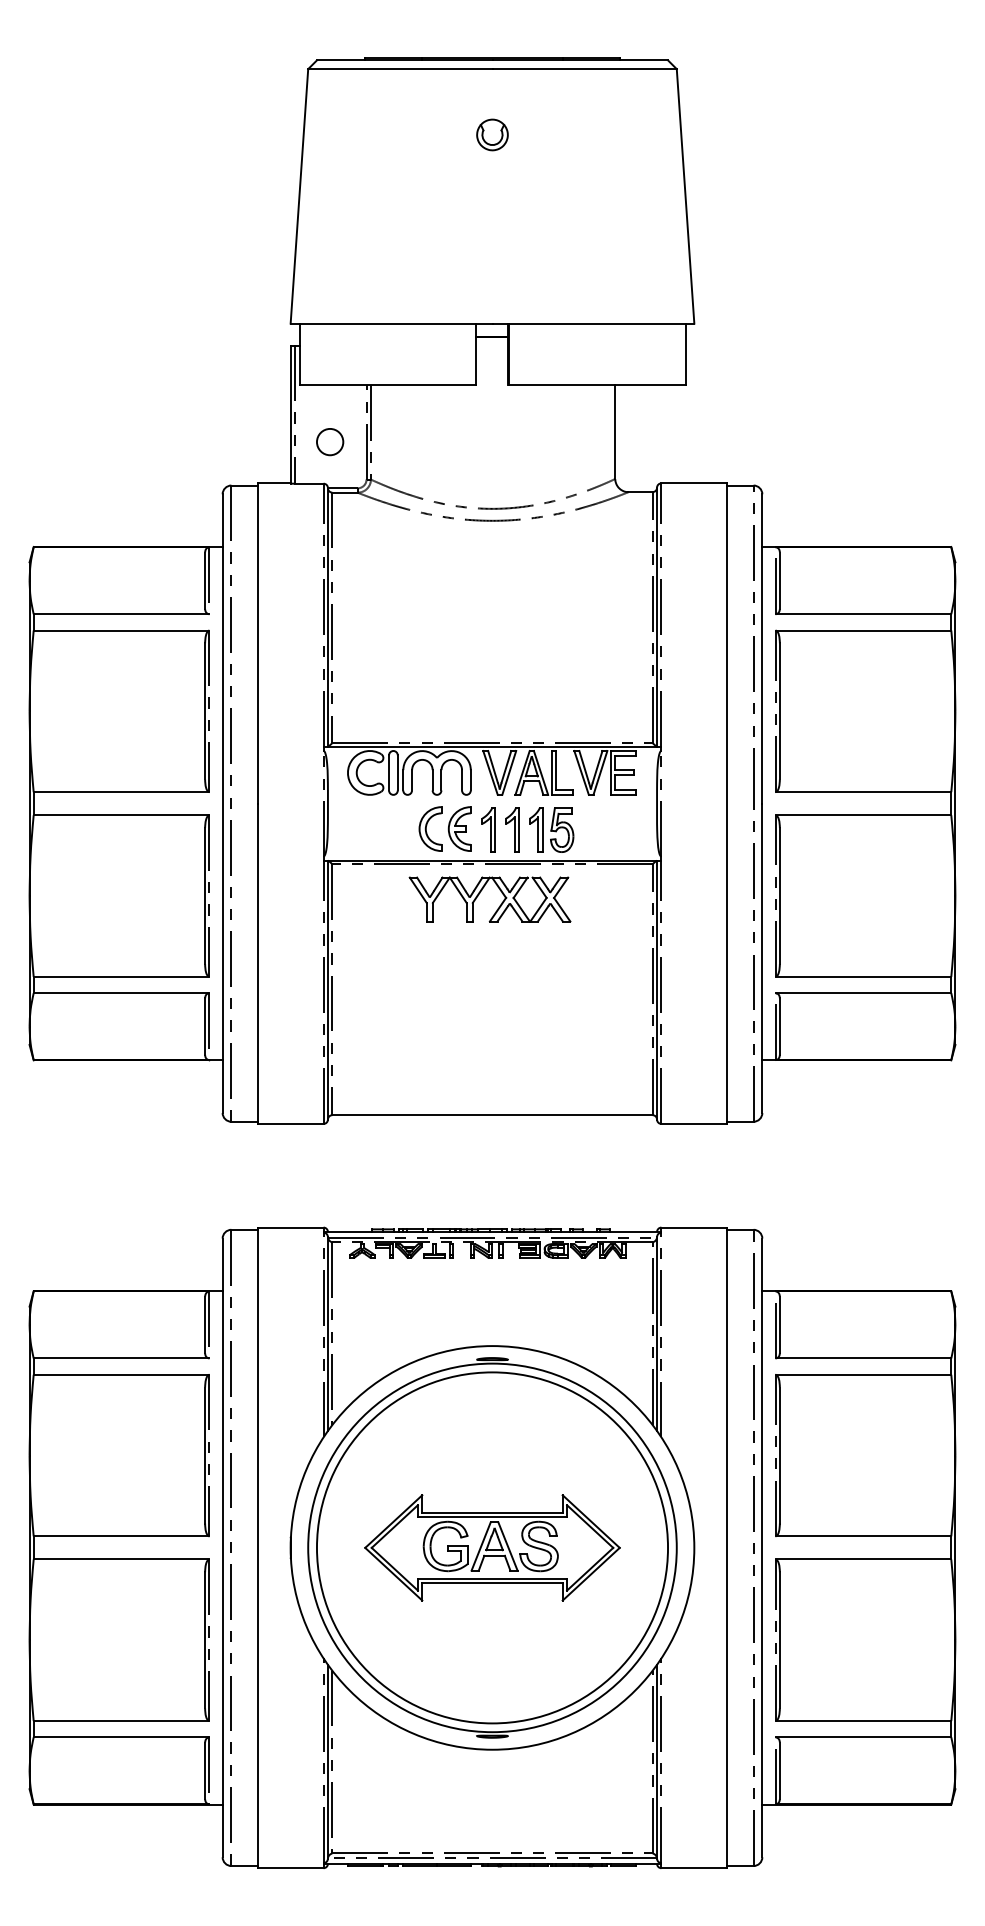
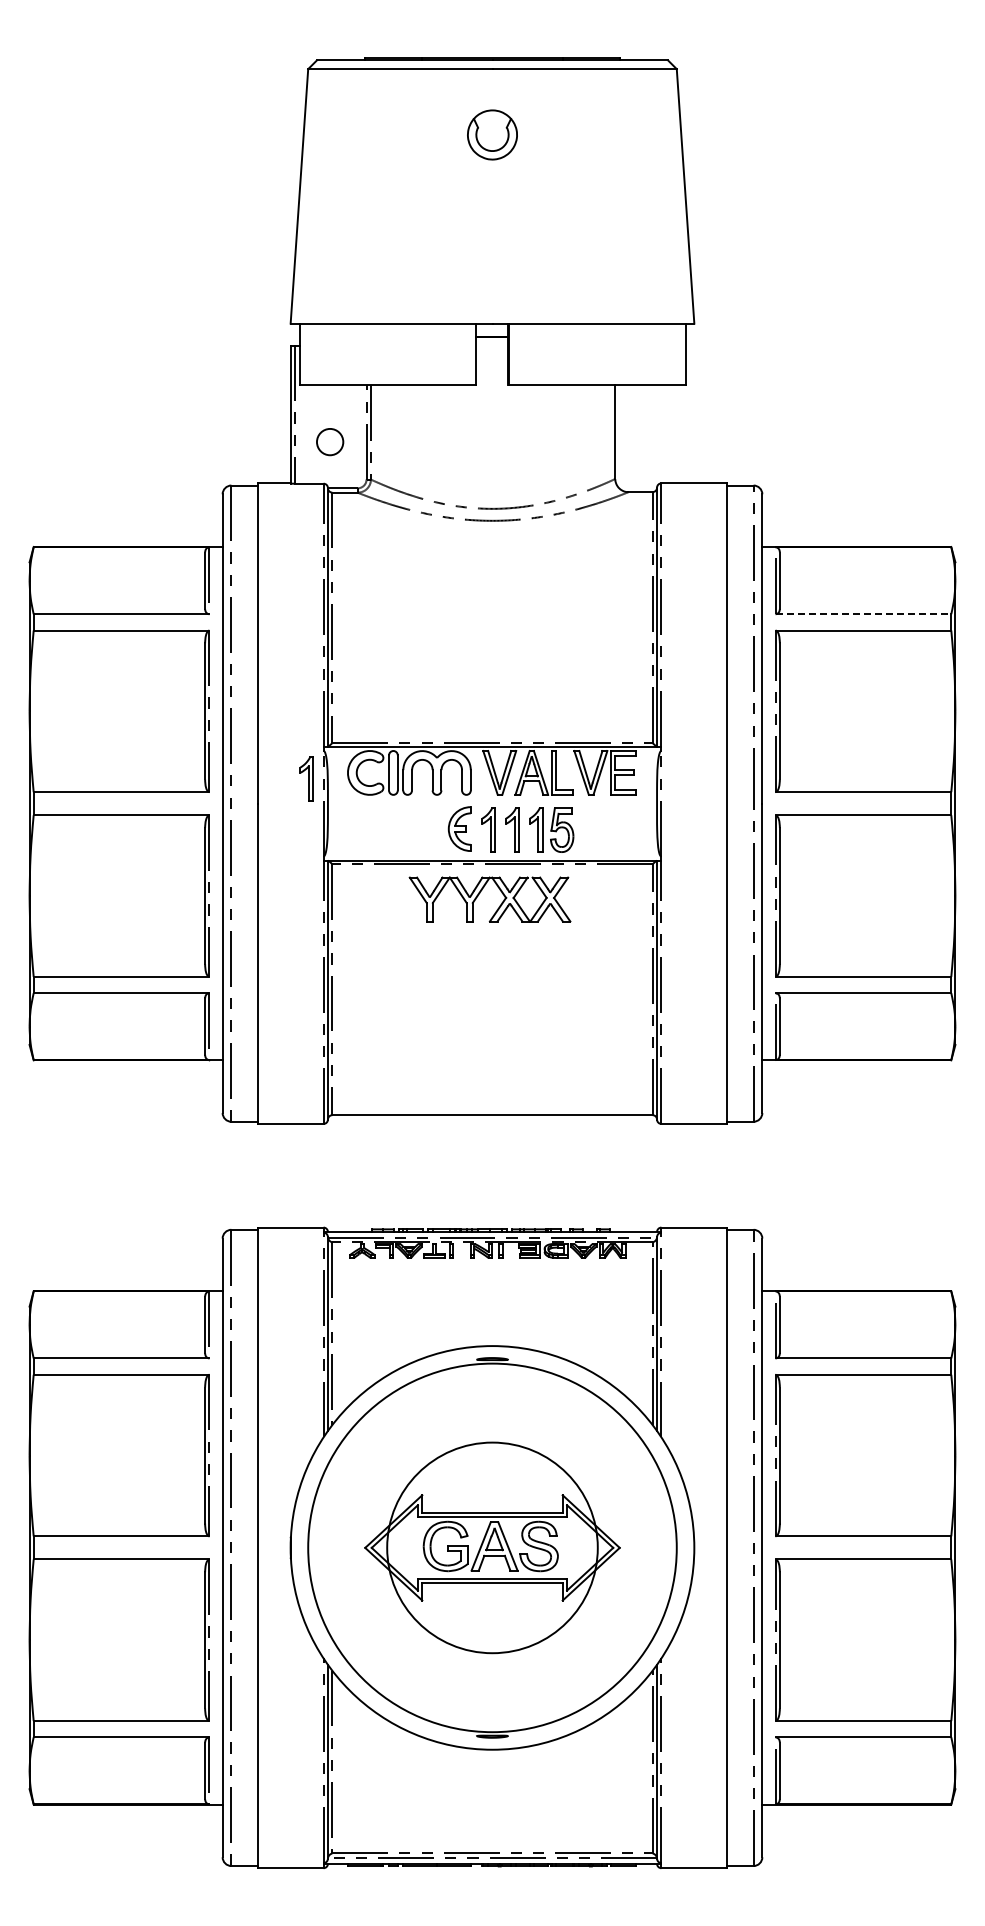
part size: 33x34 px -> 51x52 px (492, 134)
line: solid -> dashed (863, 614)
part: none -> present (306, 778)
part: present -> none (430, 828)
circle diameter: 351 px -> 211 px (492, 1547)
